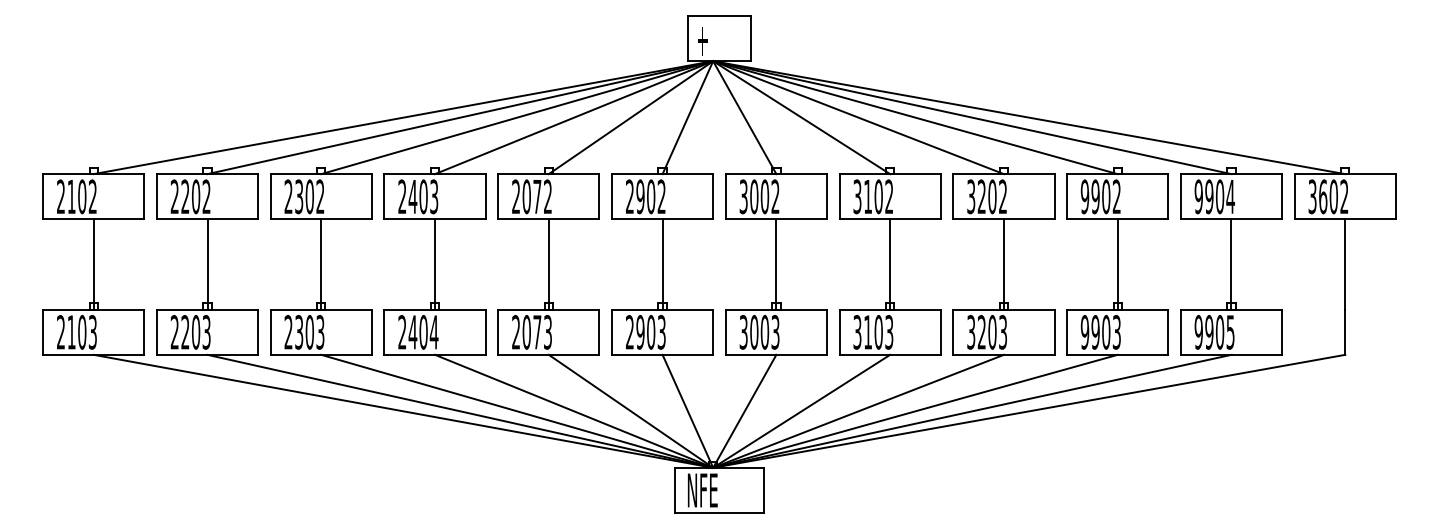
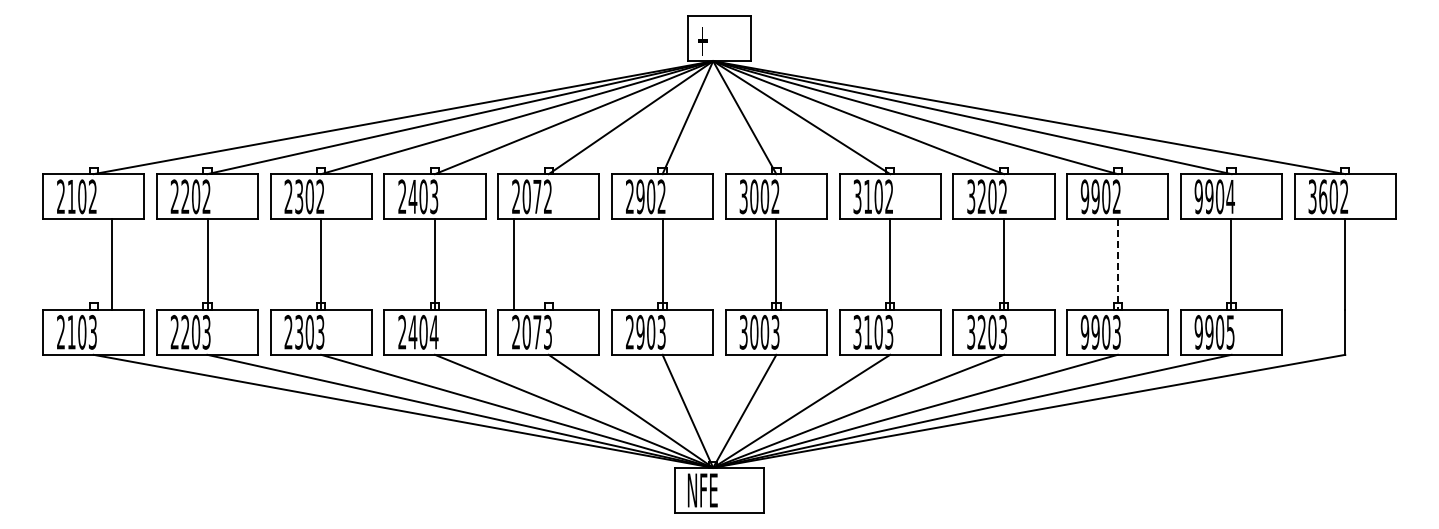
line position: (93, 264) -> (111, 264) (111, 264)
line position: (548, 264) -> (513, 264) (513, 264)
line: solid -> dashed (1117, 264)
